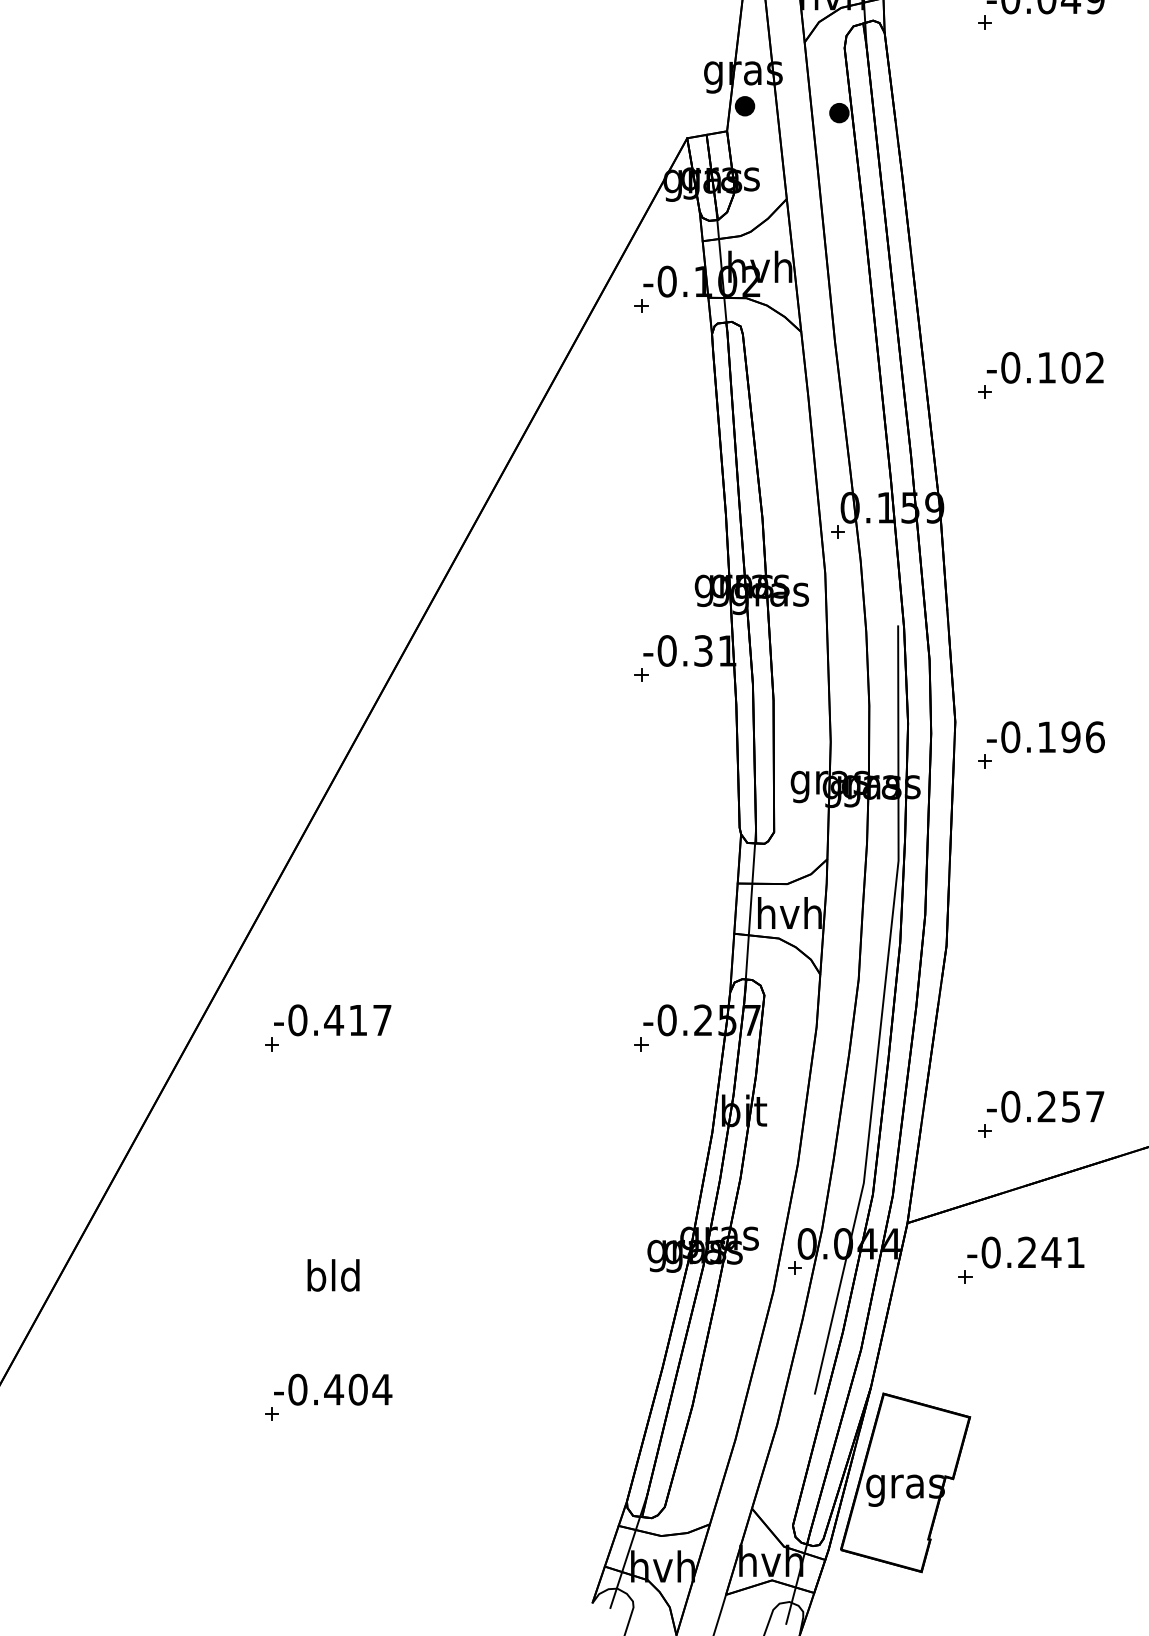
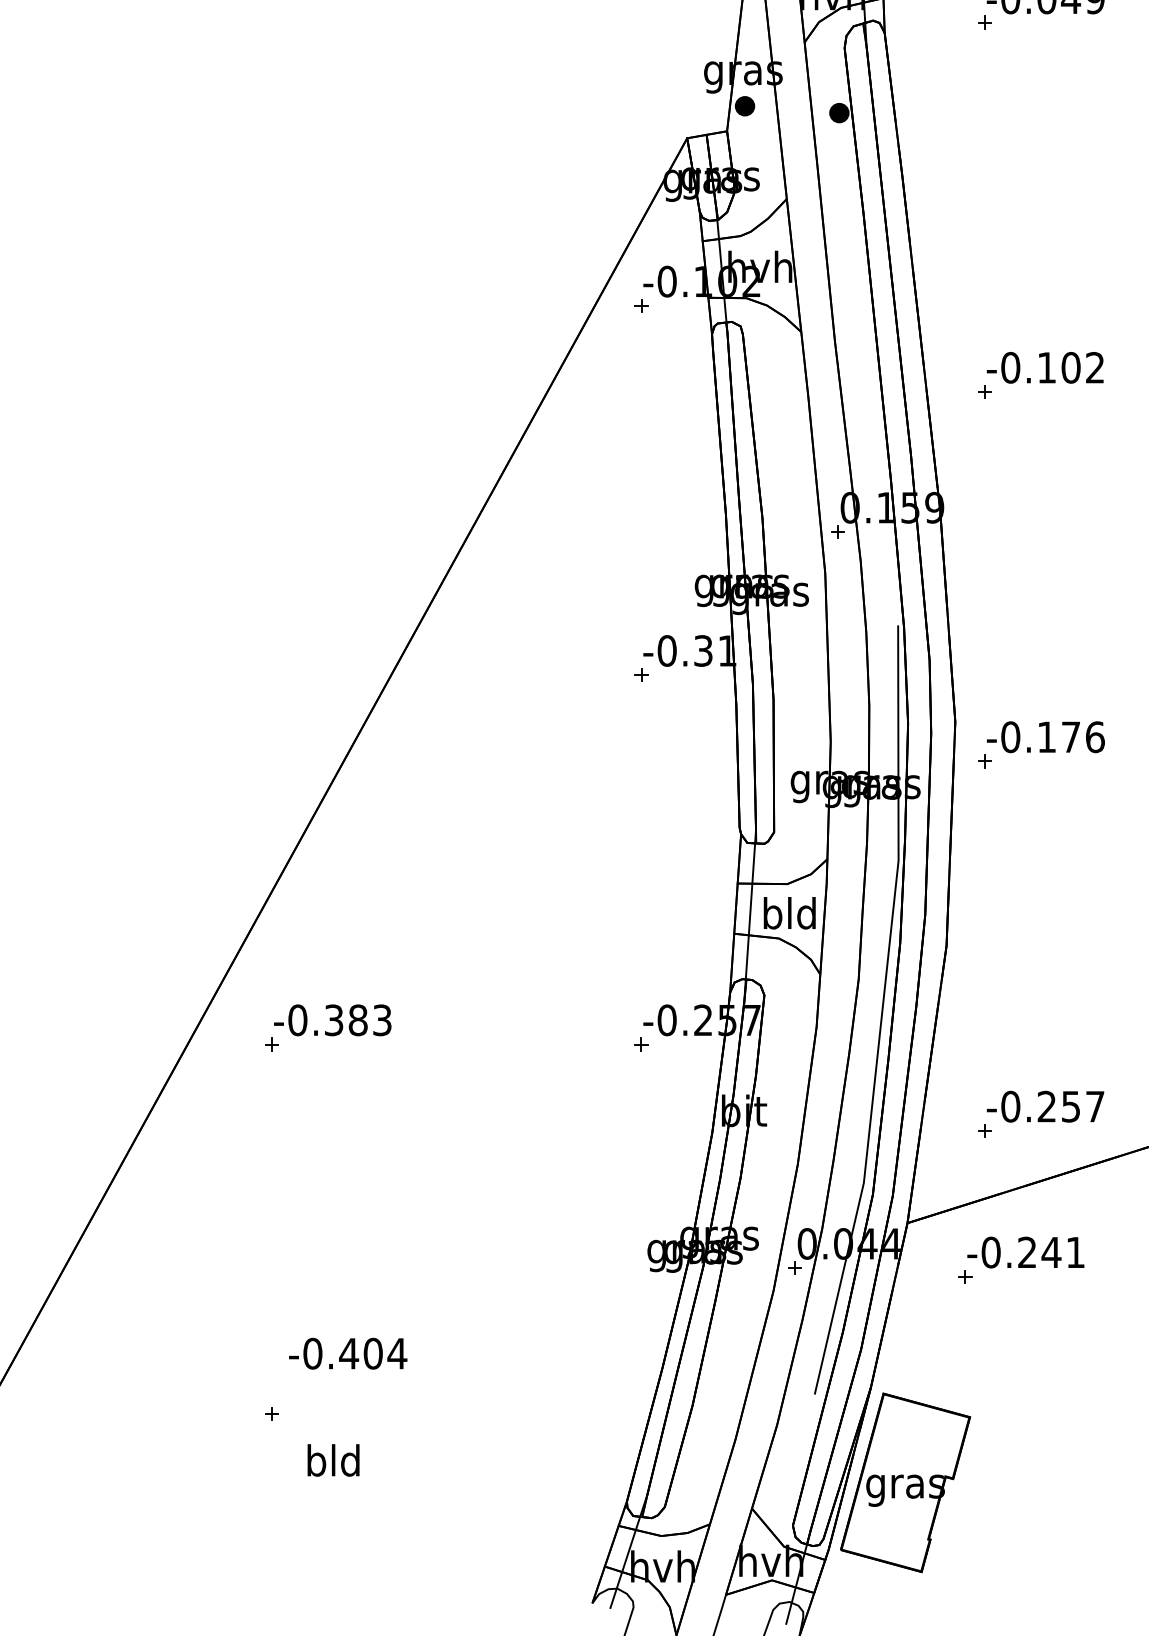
text: -0.196 -> -0.176 (1070, 737)
text: hvh -> bld (789, 913)
text: -0.417 -> -0.383 (357, 1020)
text position: (333, 1275) -> (333, 1460) (333, 1460)
text position: (333, 1389) -> (348, 1353) (348, 1353)
